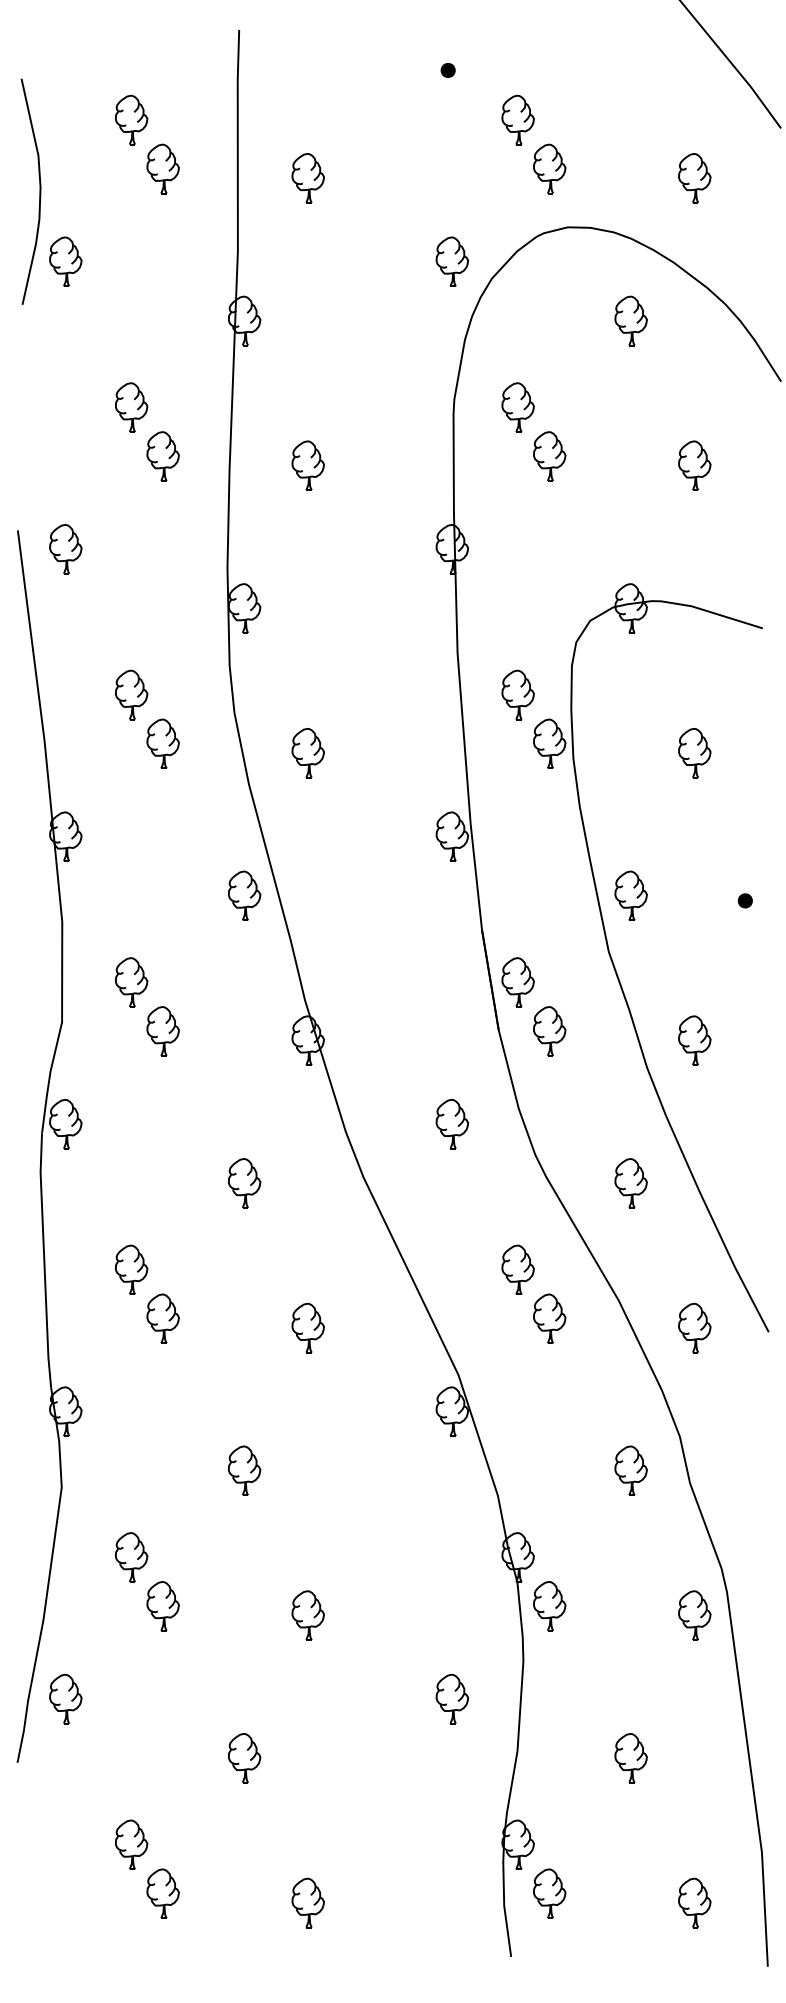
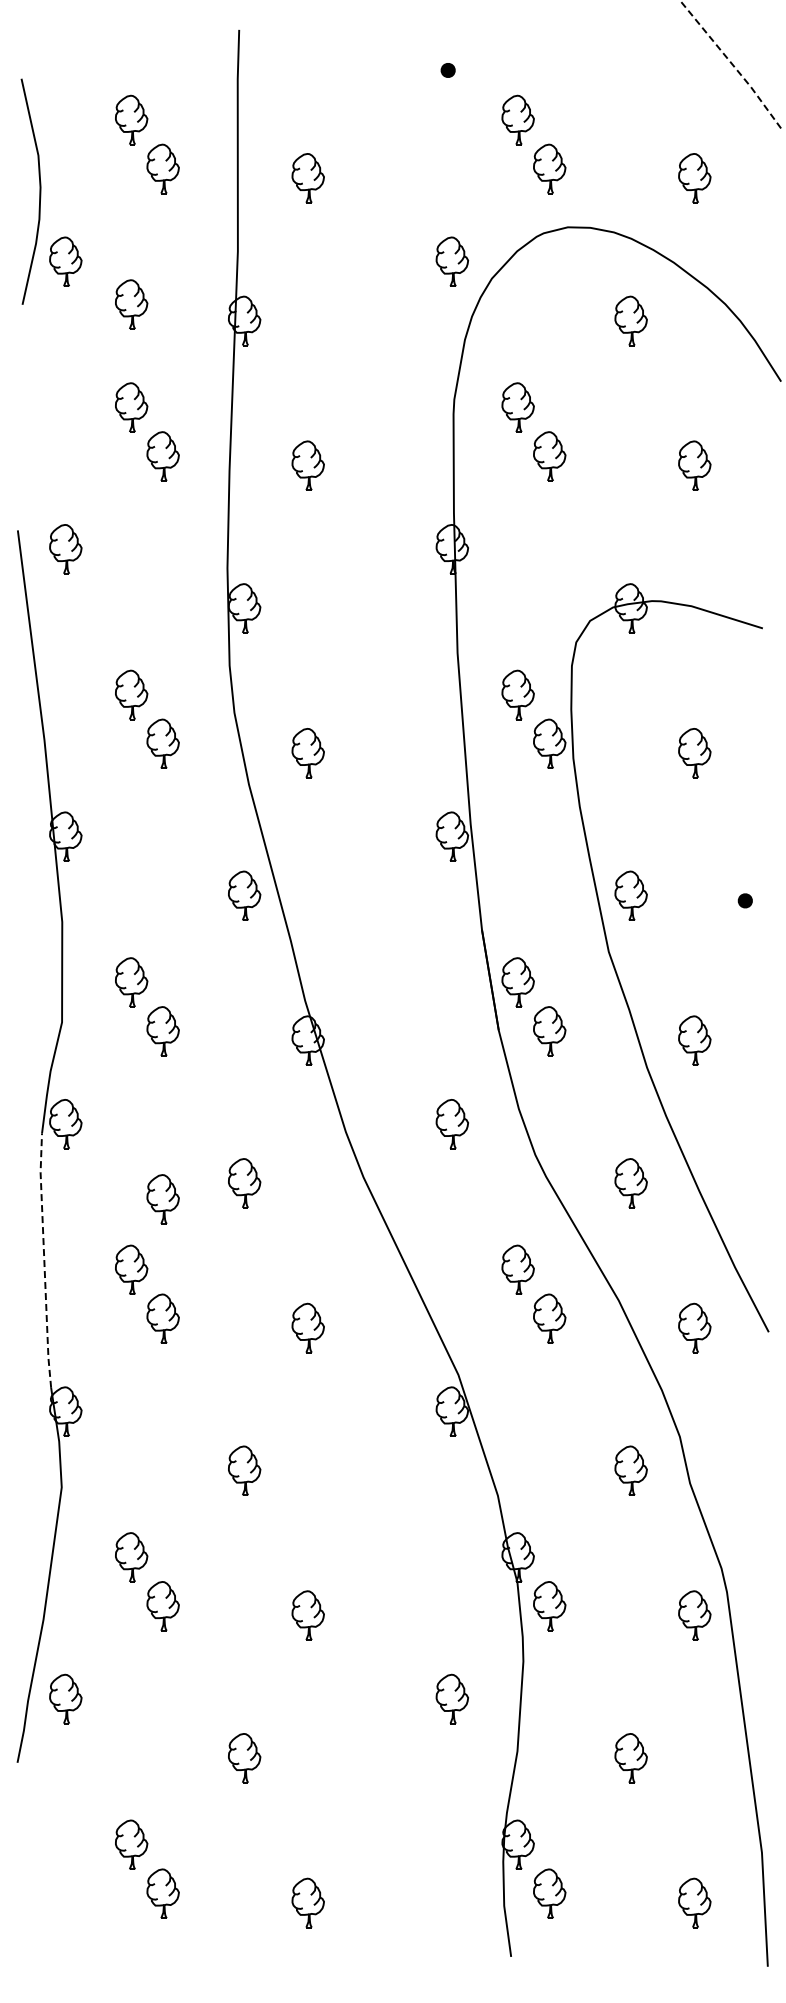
line: solid -> dashed (732, 64)
part: none -> present (131, 304)
part: none -> present (162, 1199)
line: solid -> dashed (44, 1260)
